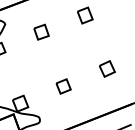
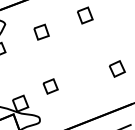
part position: (106, 68) -> (116, 68) (116, 68)
part position: (63, 86) -> (50, 86) (50, 86)
